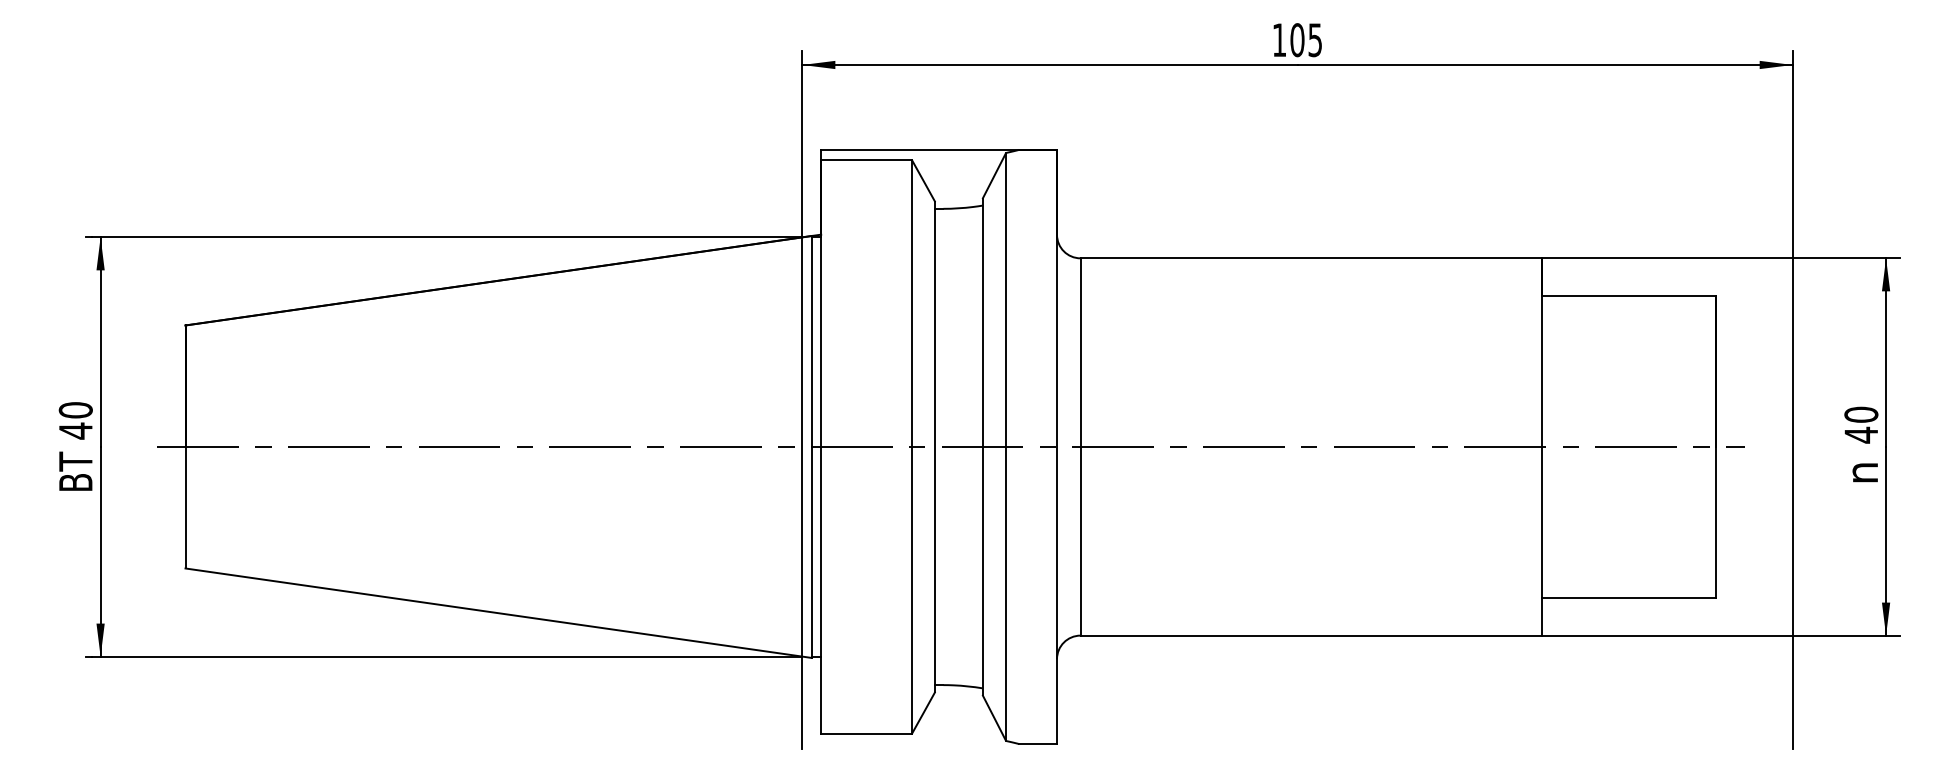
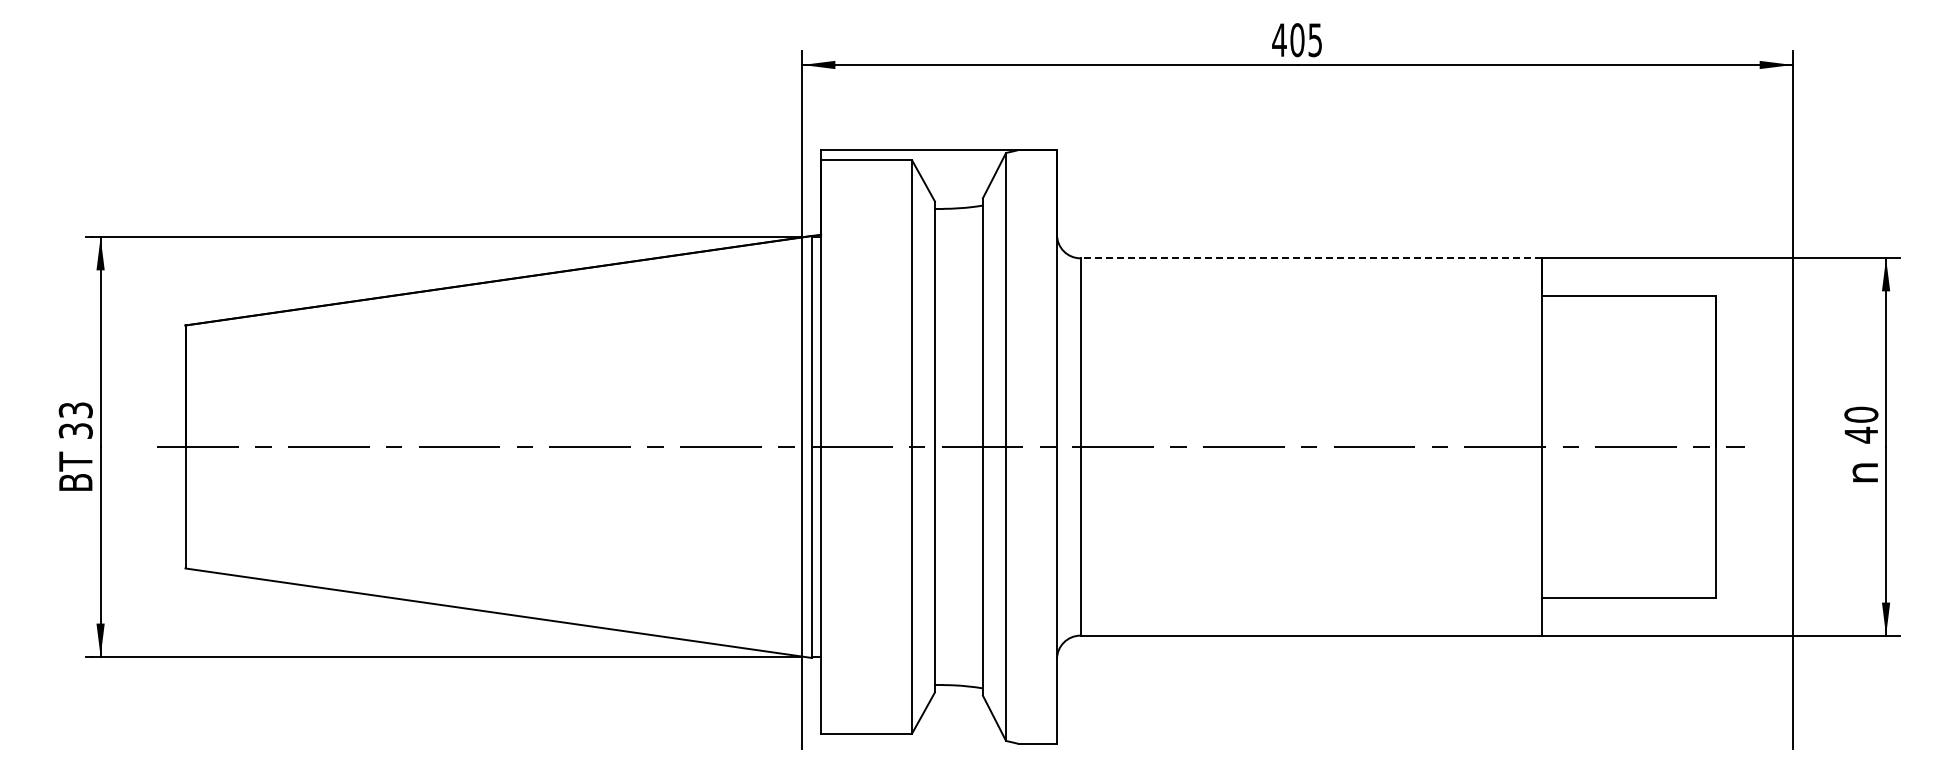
text: 105 -> 405 (1279, 39)
line: solid -> dashed (1311, 258)
text: 40 -> 33 (75, 420)
